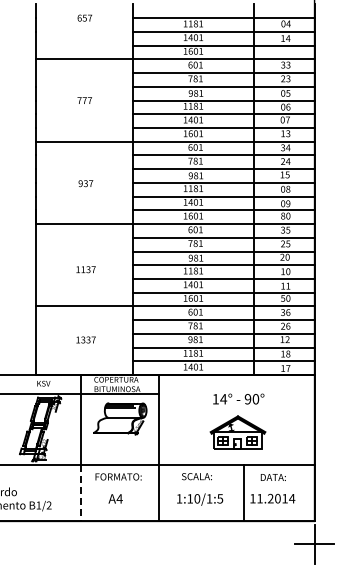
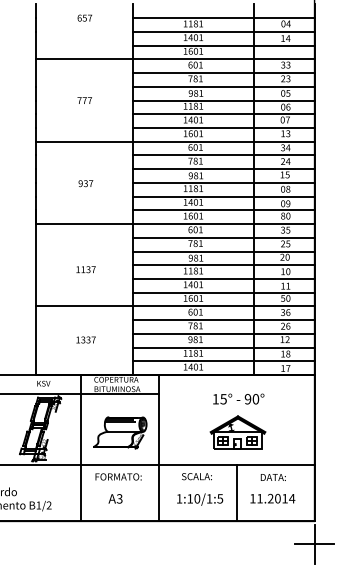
text: 14° -> 15° (223, 399)
part position: (120, 418) -> (120, 432) (120, 432)
line position: (243, 492) -> (236, 492) (236, 492)
line: dashed -> solid (80, 493)
text: A4 -> A3 (119, 498)
